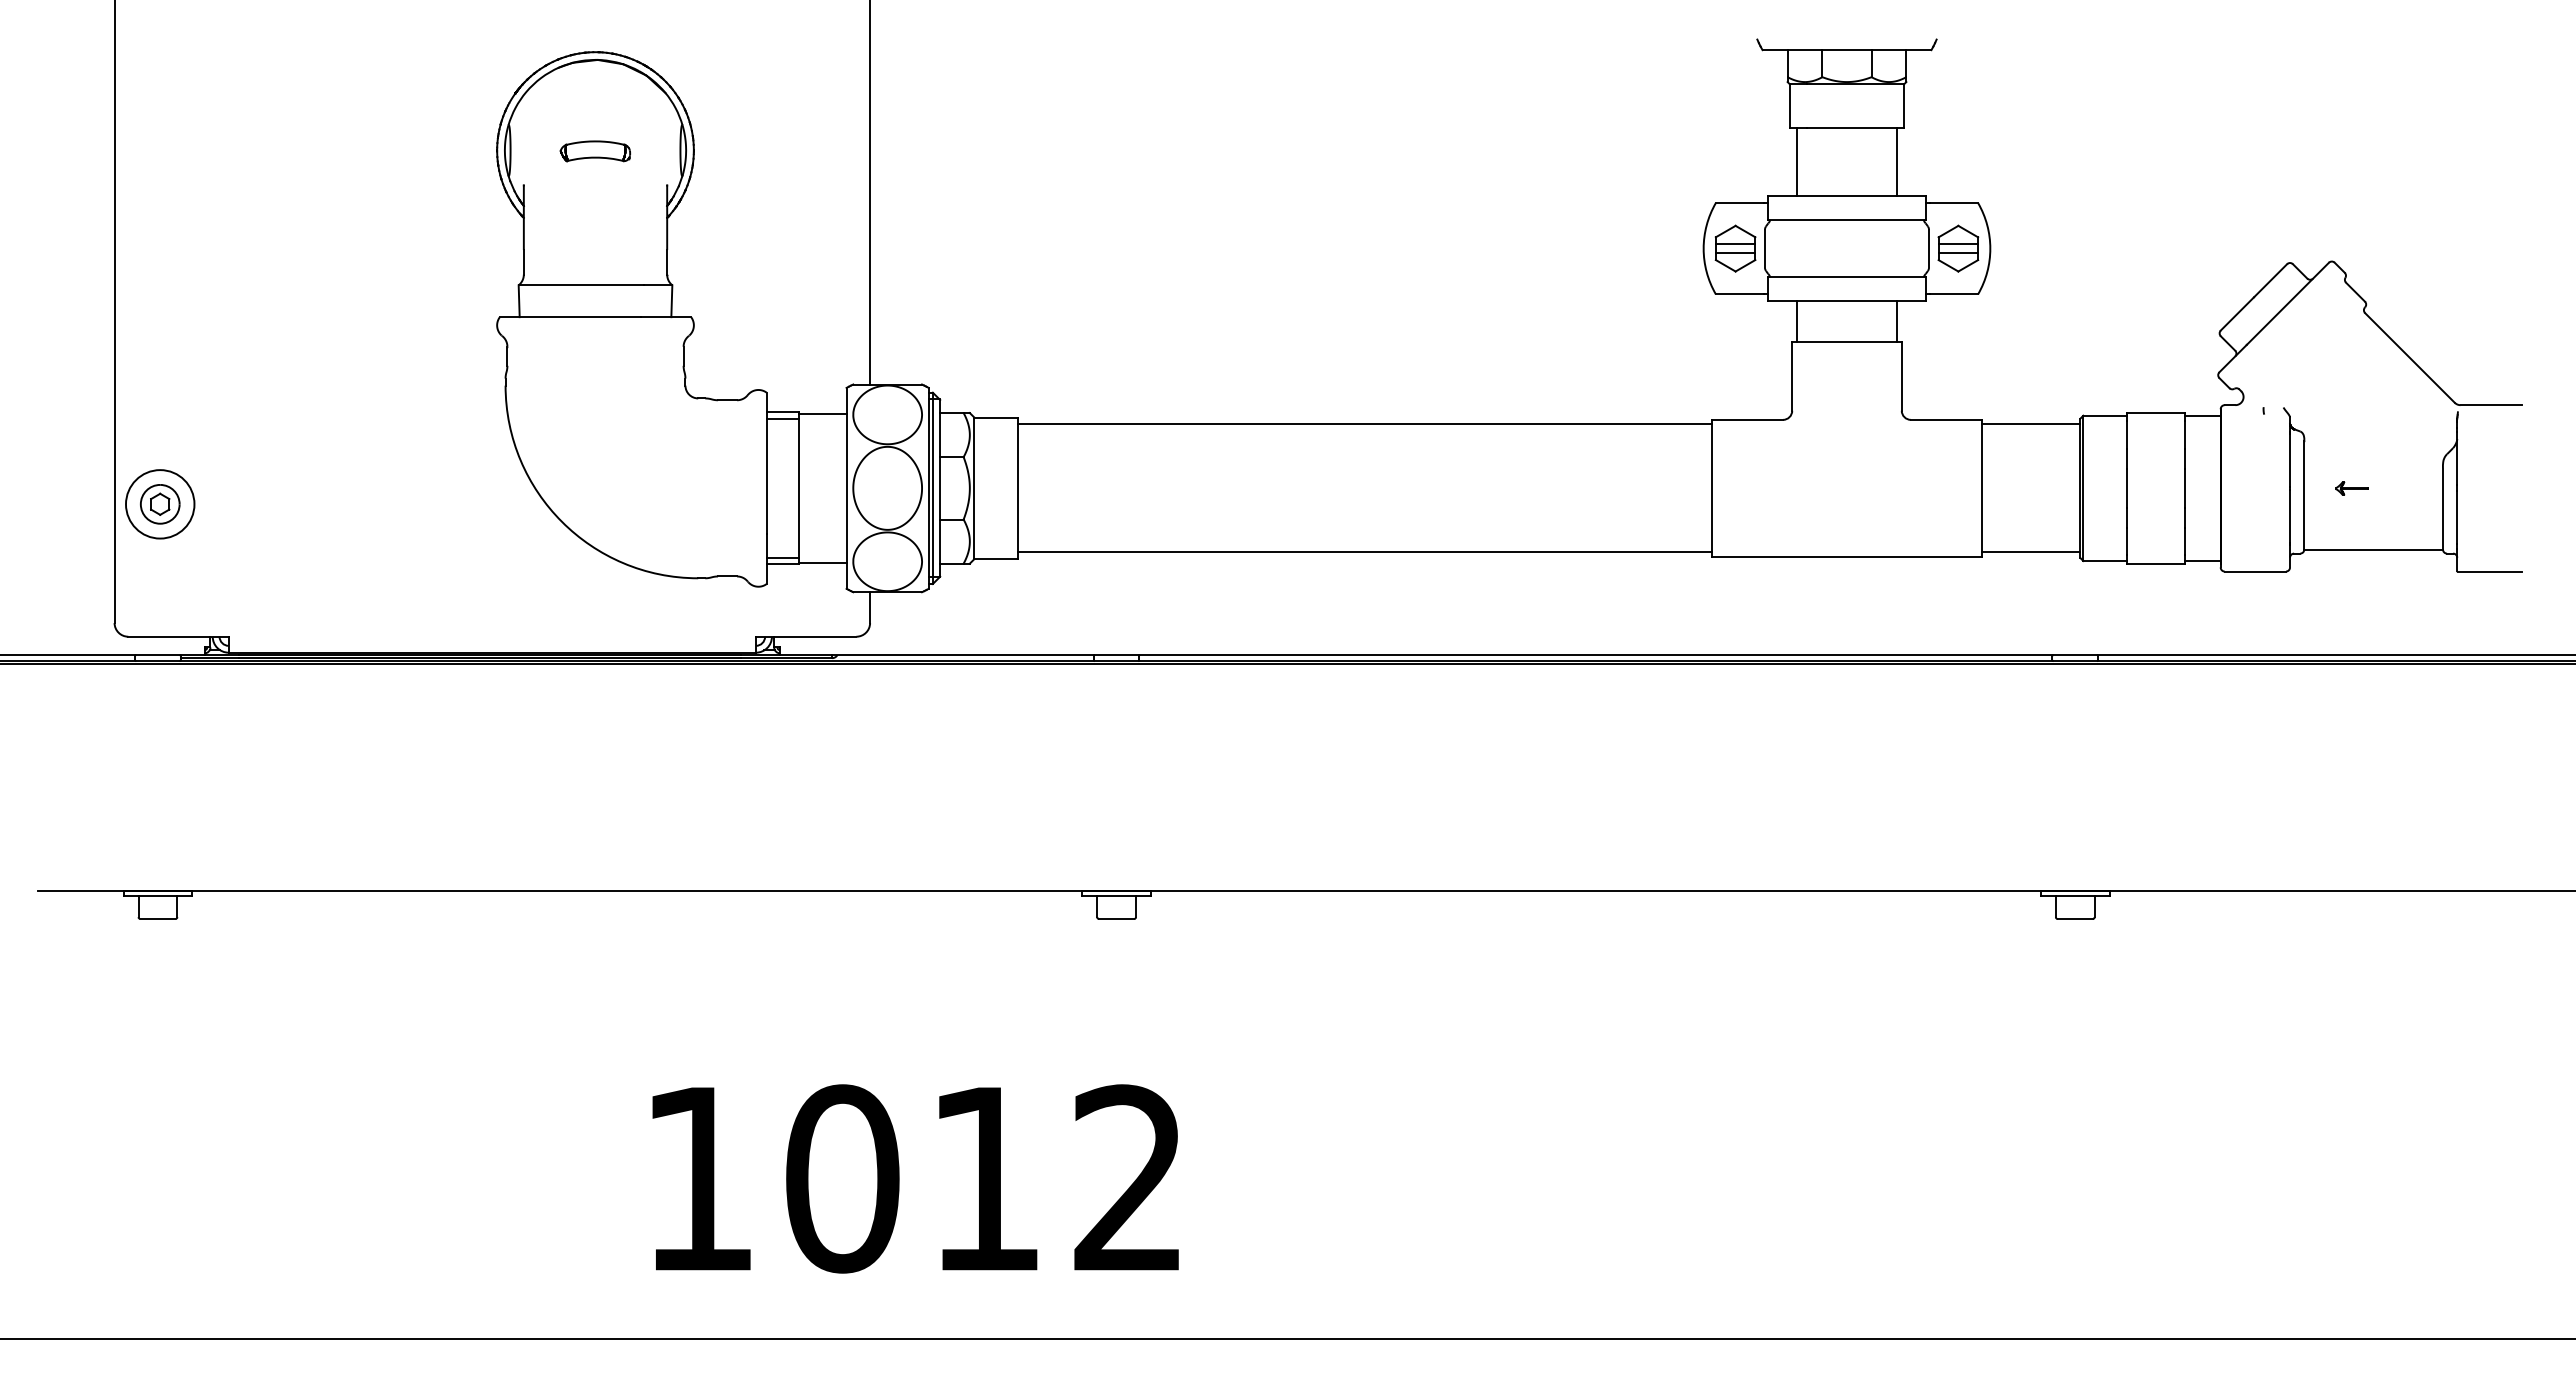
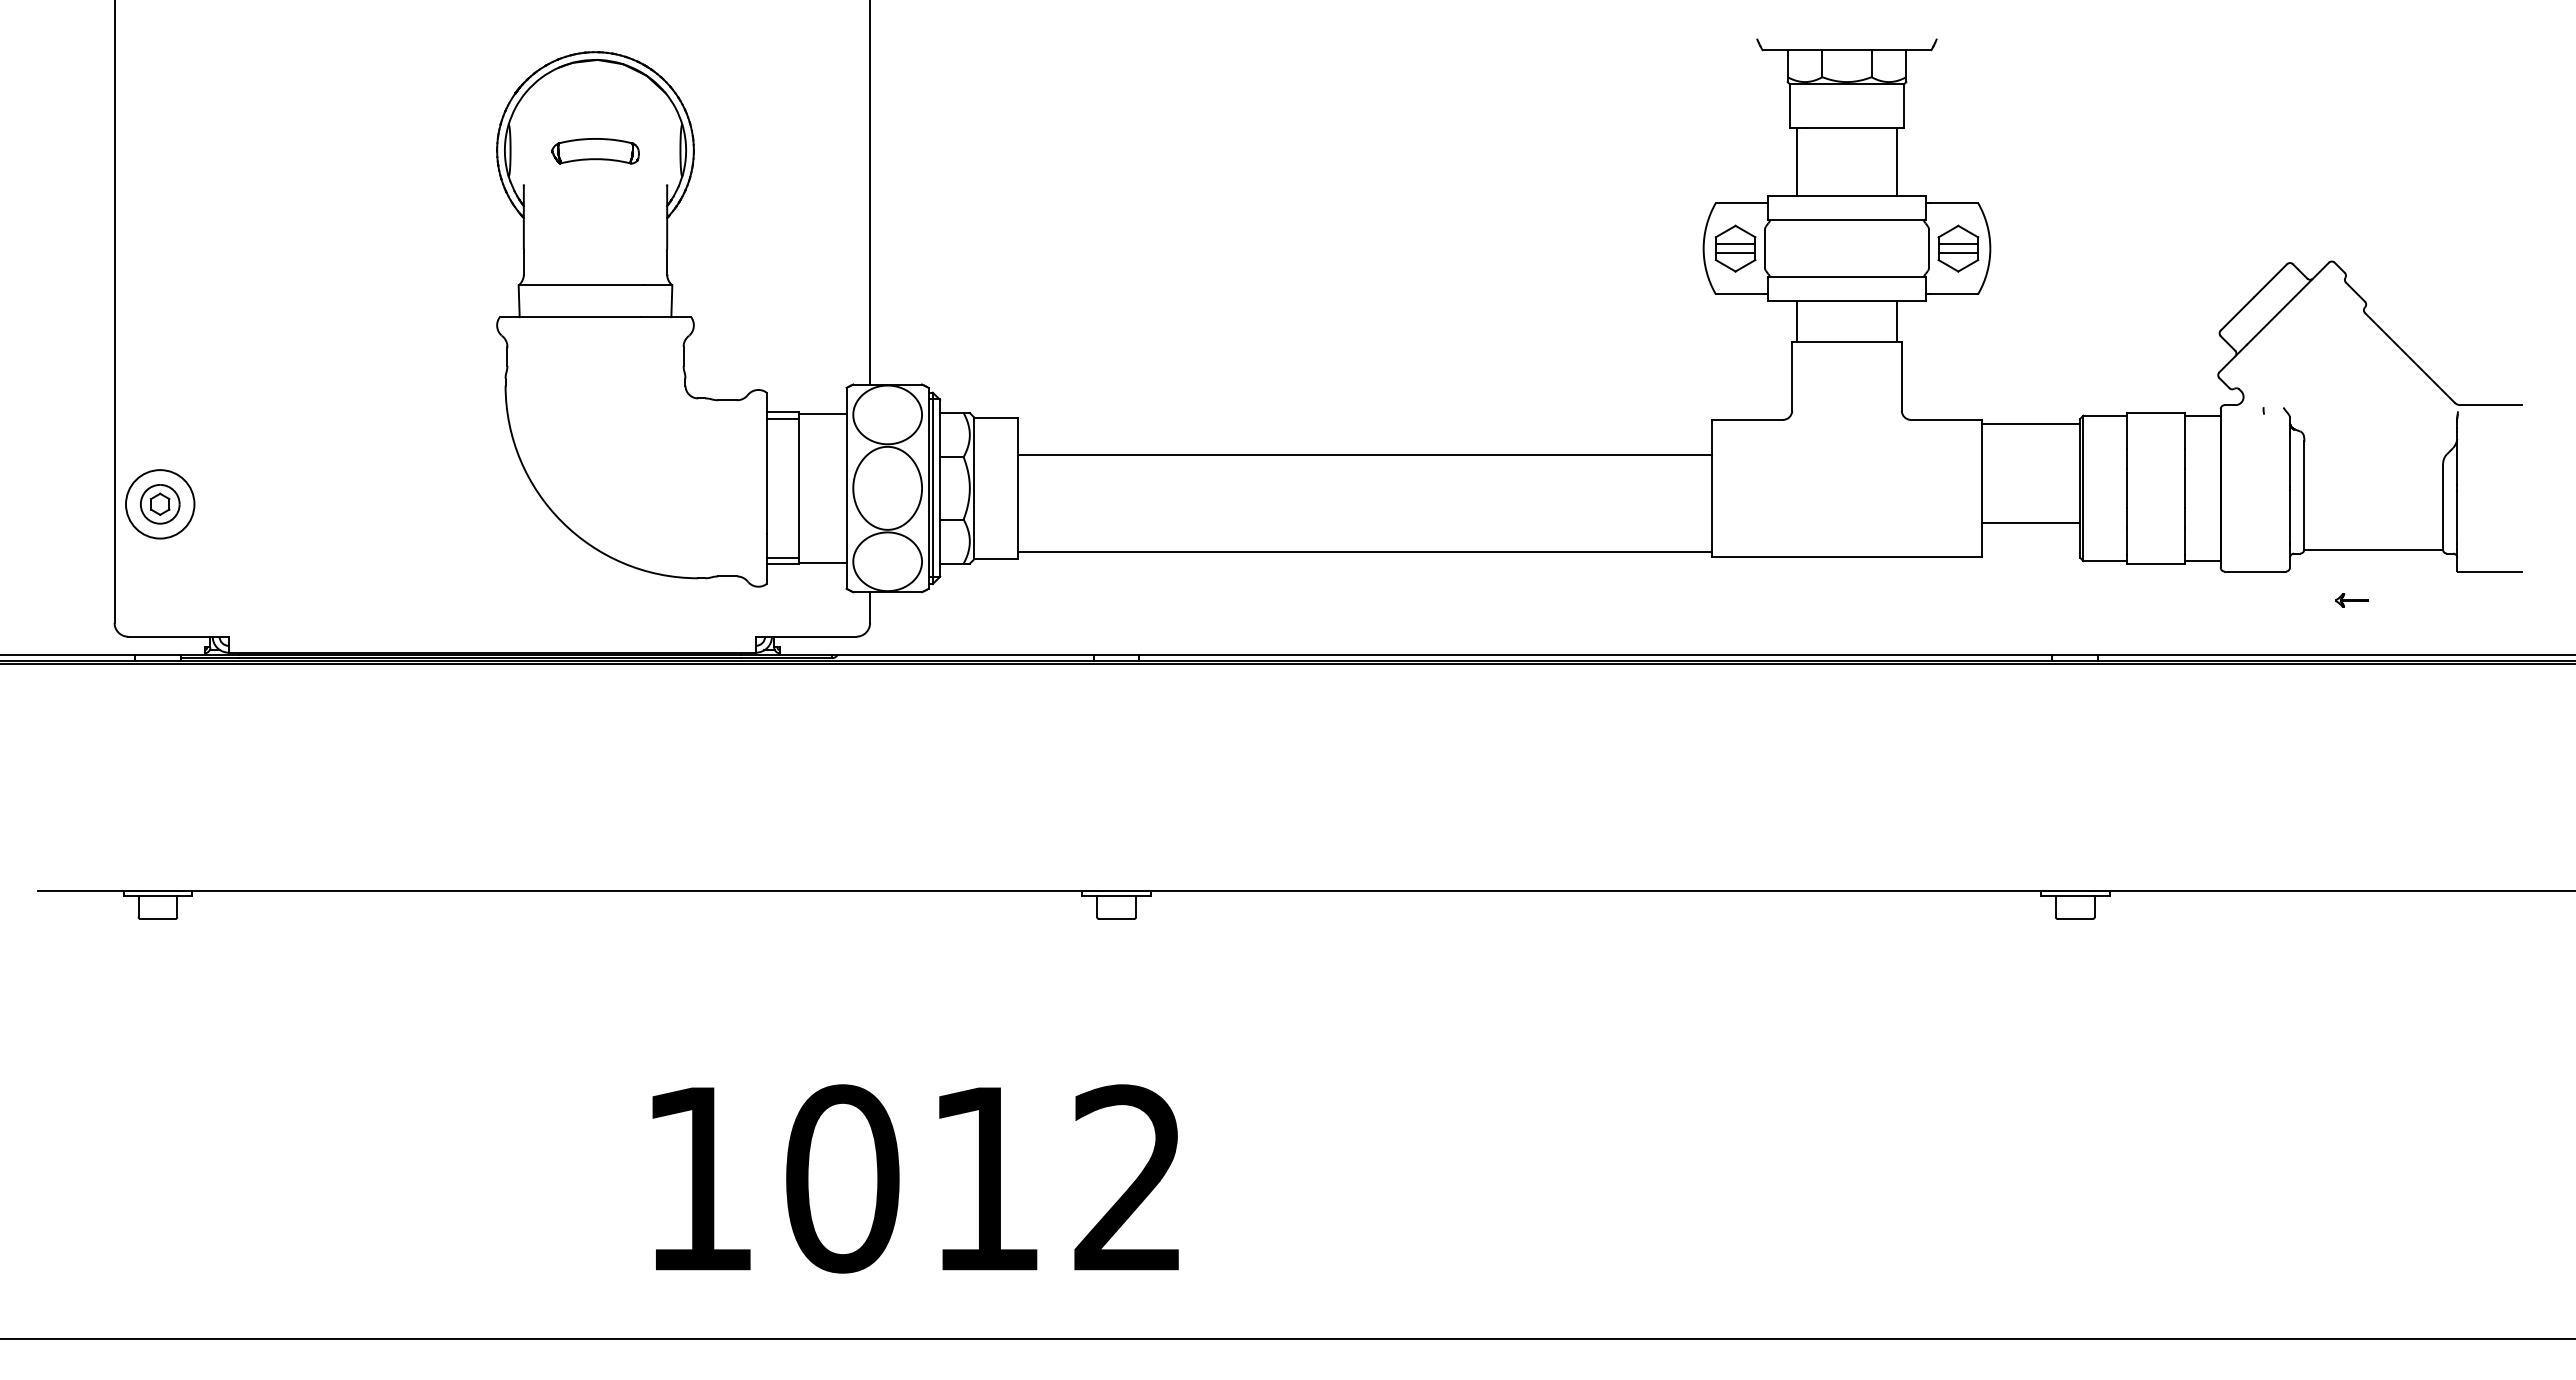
part size: 72x23 px -> 89x27 px (595, 151)
line position: (1364, 424) -> (1364, 455) (1364, 455)
part position: (2351, 488) -> (2351, 600) (2351, 600)
line position: (2030, 552) -> (2030, 523) (2030, 523)
